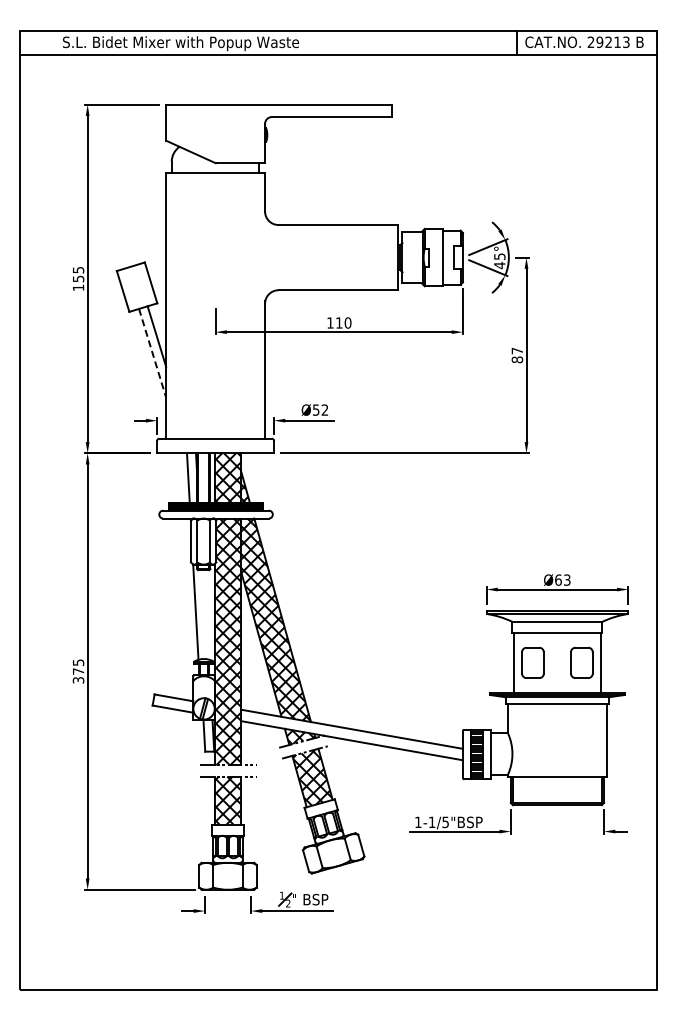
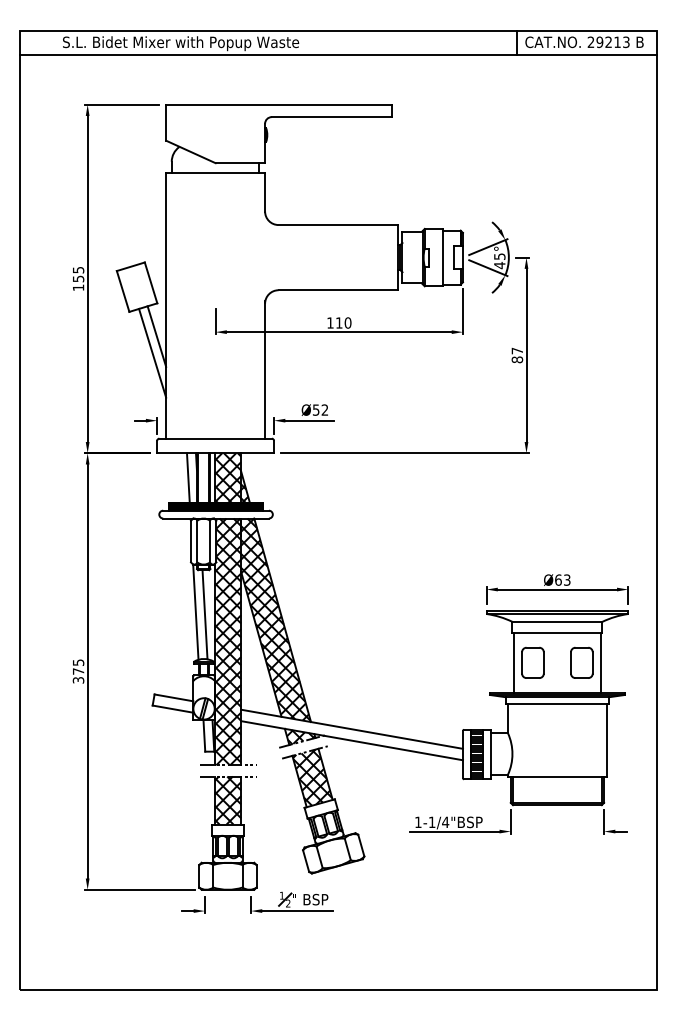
line: dashed -> solid (152, 353)
line: none -> present (204, 614)
text: 1-1/5"BSP -> 1-1/4"BSP (445, 822)
